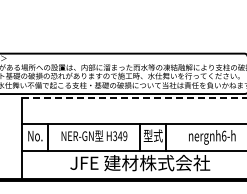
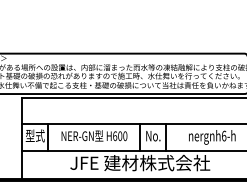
line: dashed -> solid (134, 98)
text: No. -> 型式 (34, 135)
text: 型式 -> No. (152, 135)
text: H349 -> H600 (120, 136)
